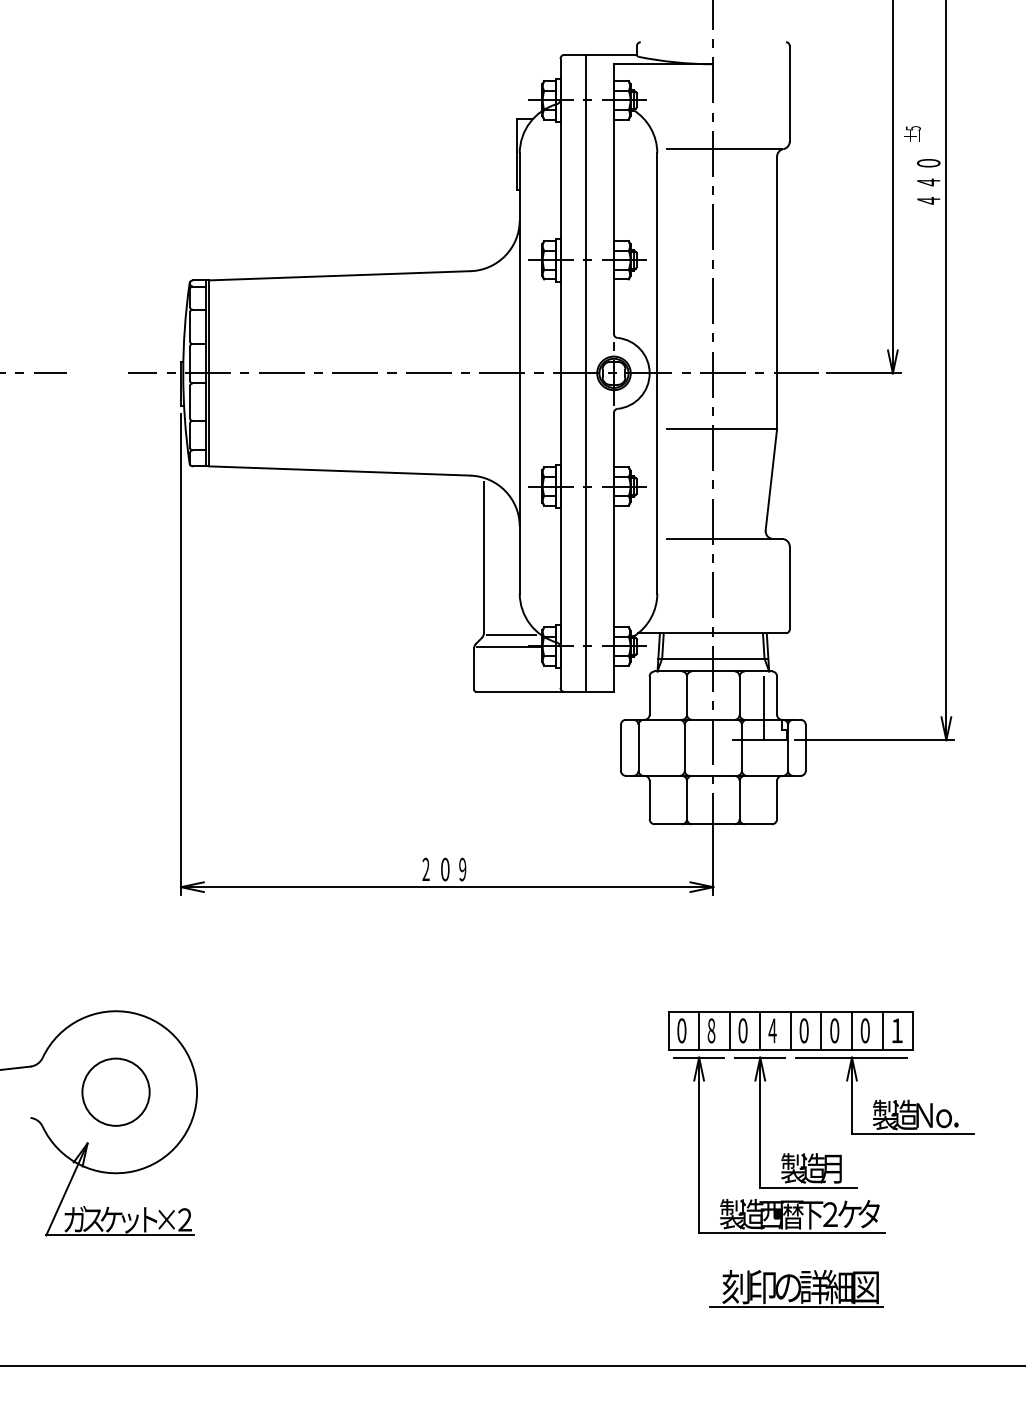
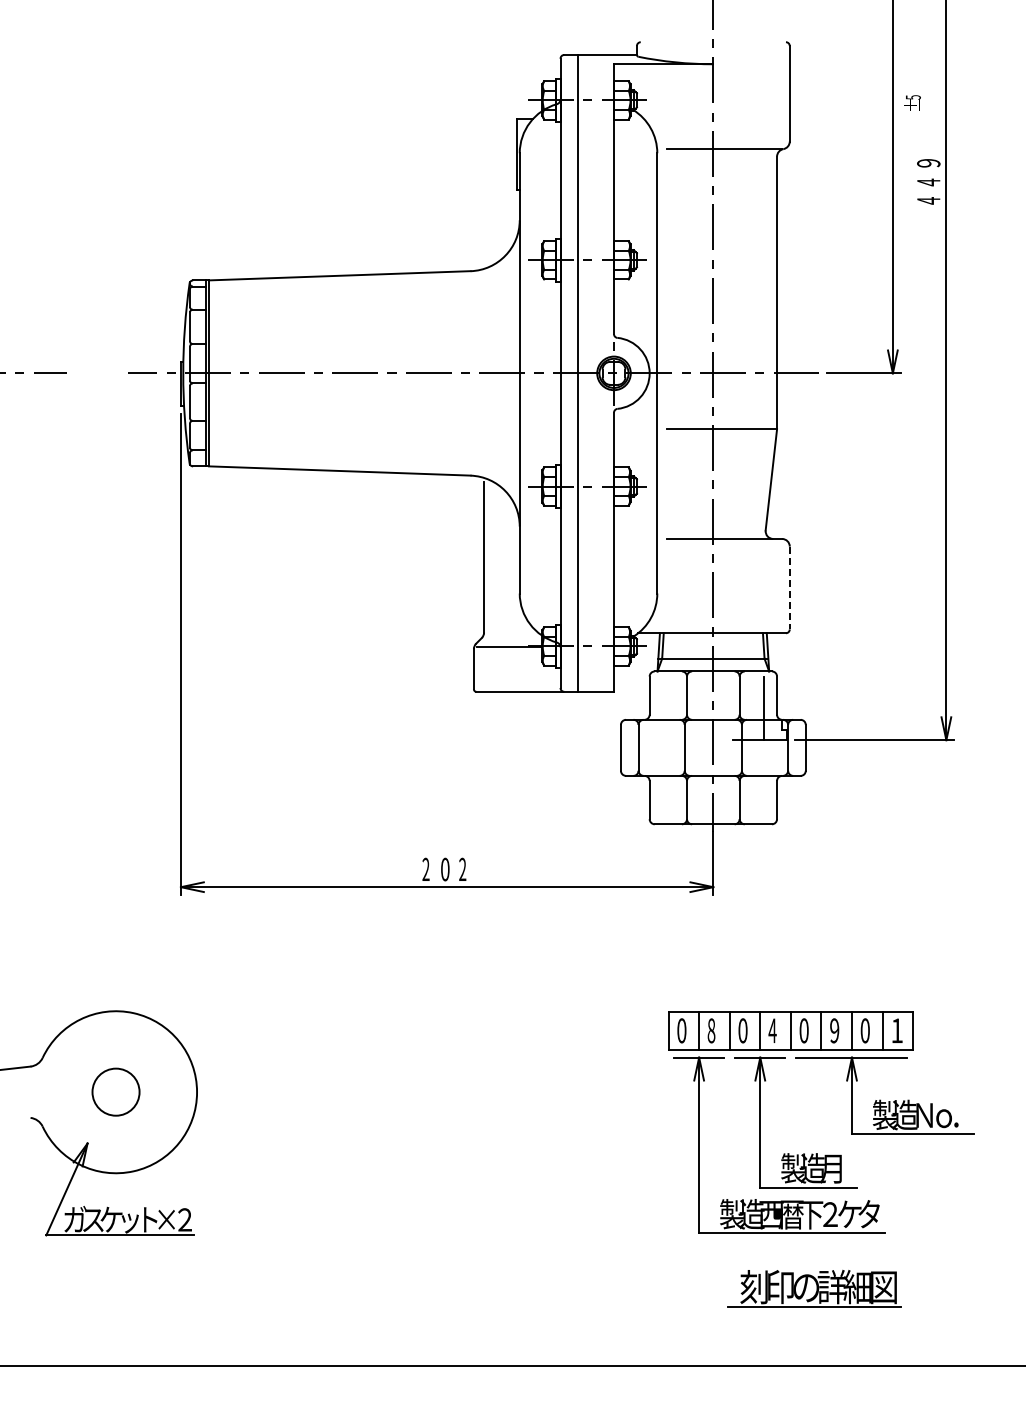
text position: (912, 133) -> (912, 102) (912, 102)
text: 0 -> 9 (928, 163)
line position: (585, 372) -> (577, 372) (577, 372)
line: solid -> dashed (789, 588)
line: present -> none (511, 635)
text: 9 -> 2 (462, 869)
text: 0 -> 9 (834, 1030)
circle size: 70x70 px -> 50x50 px (115, 1091)
part position: (796, 1288) -> (814, 1288) (814, 1288)
